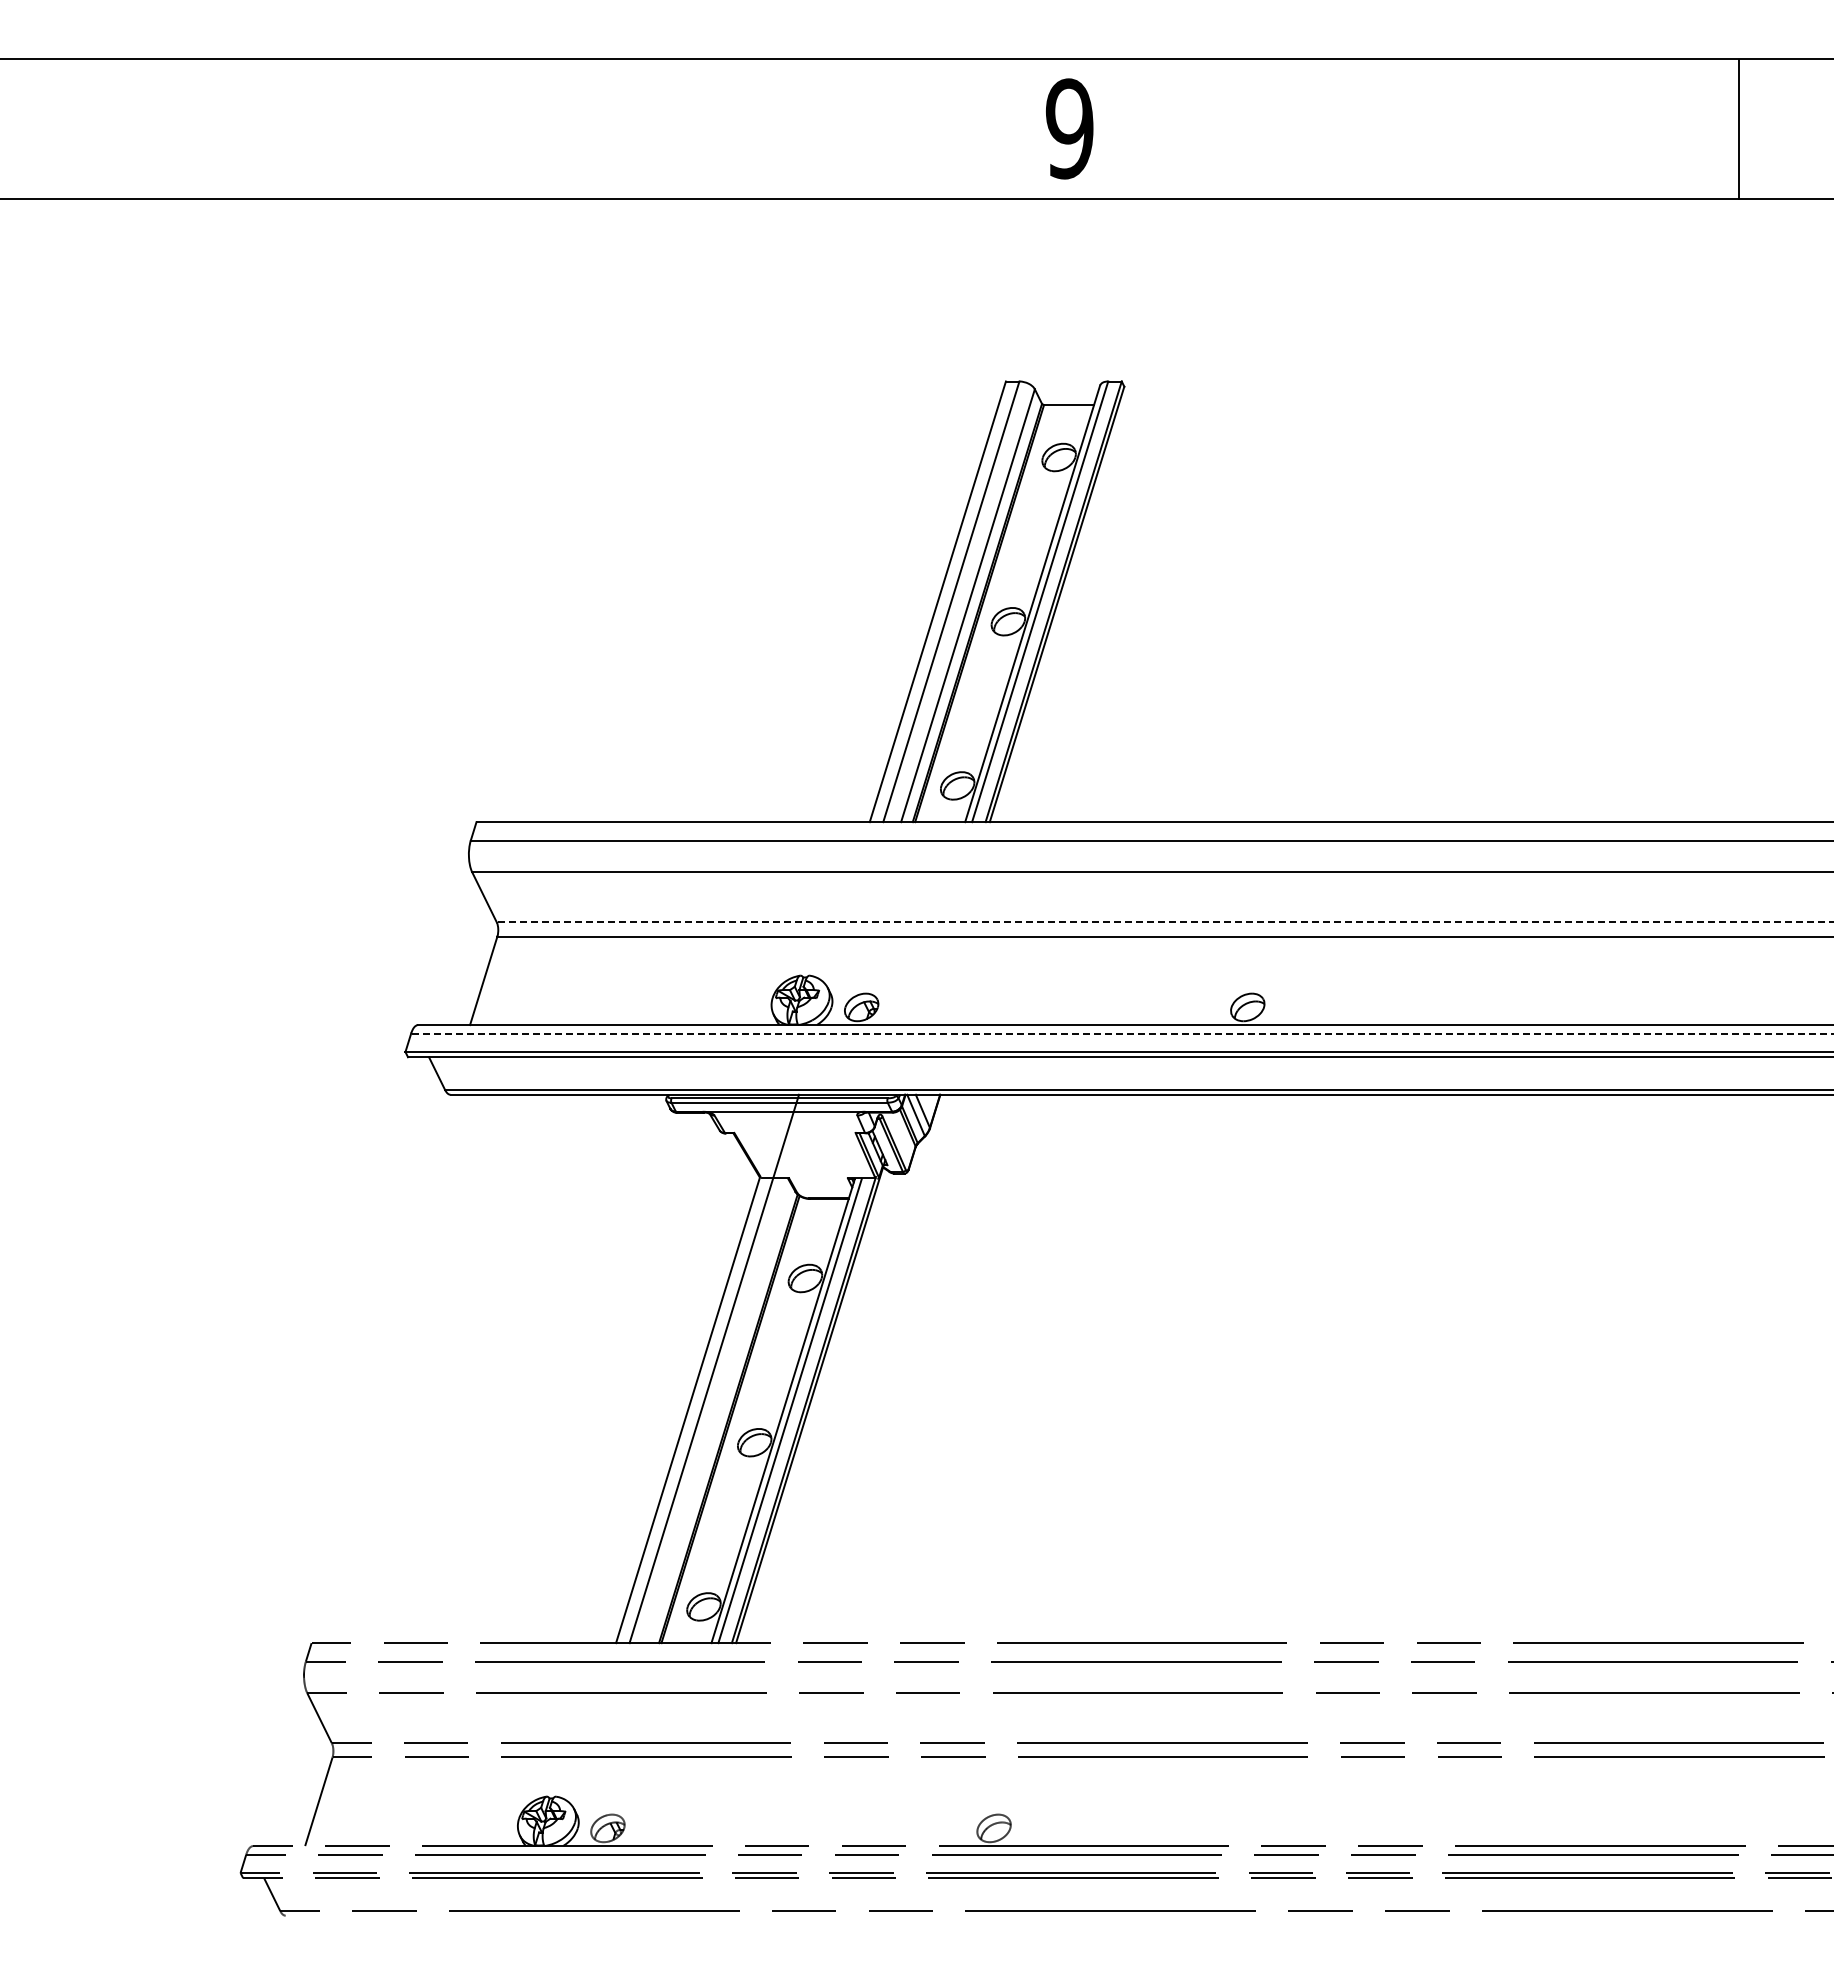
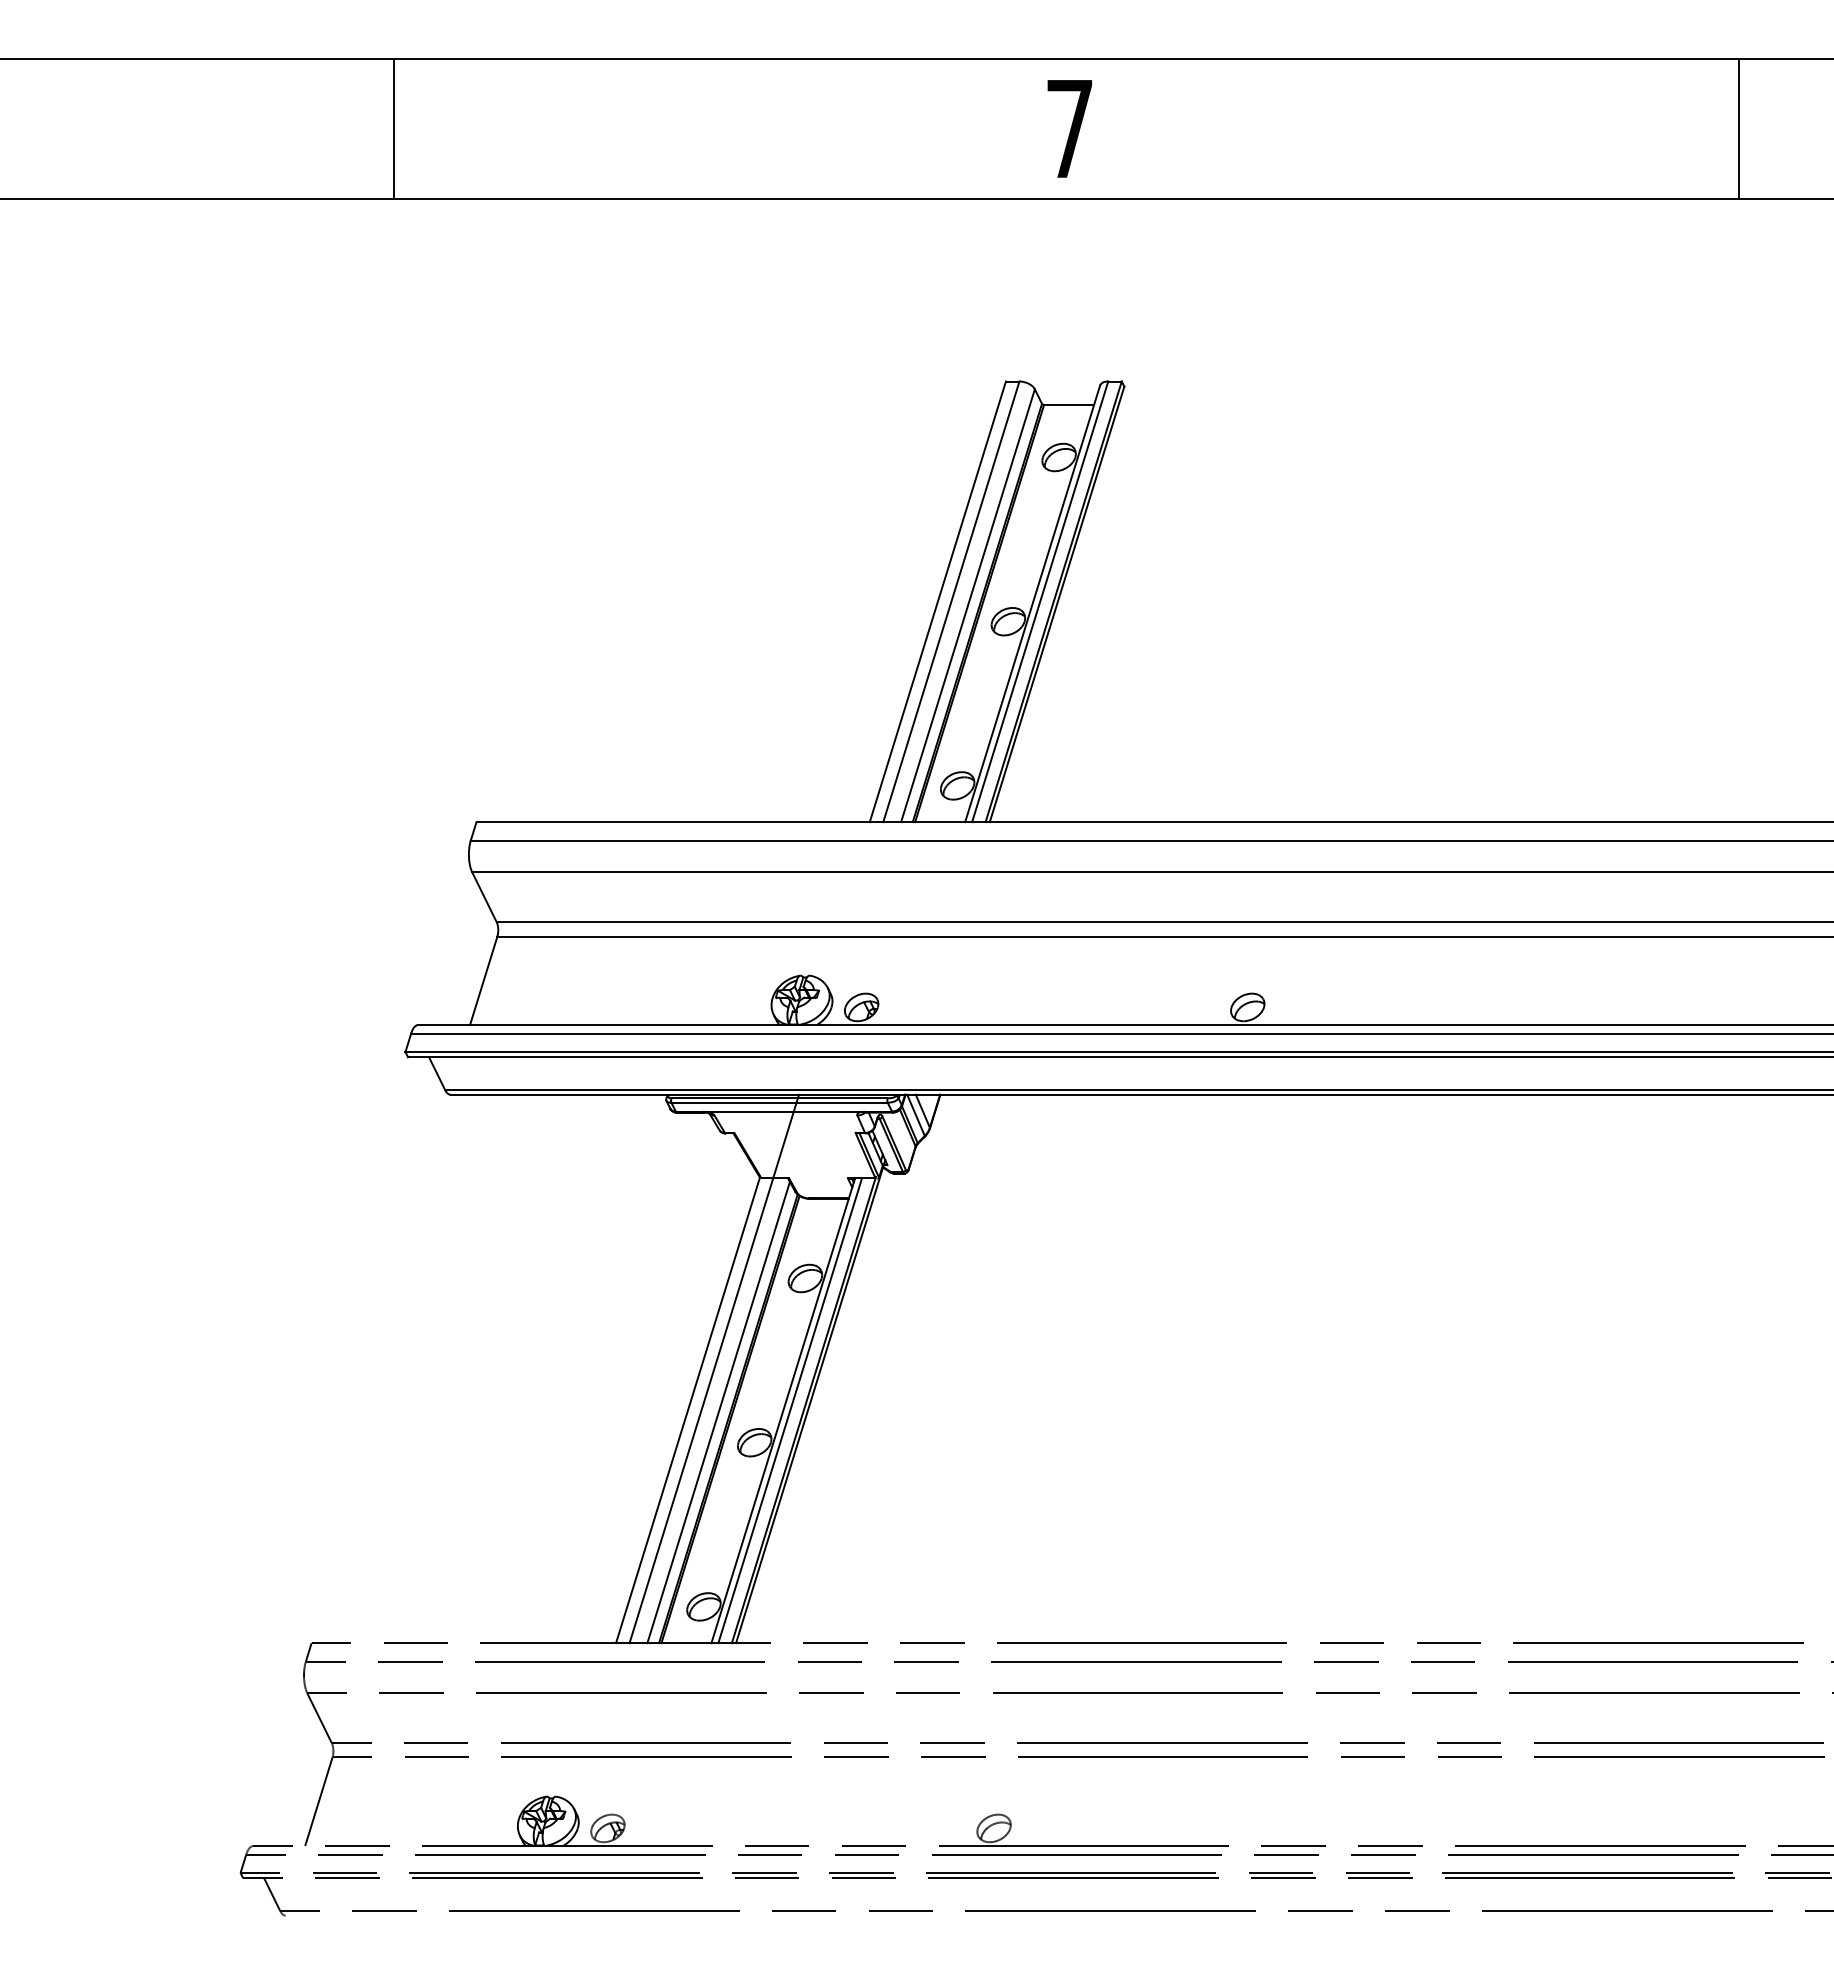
text: 9 -> 7 (1069, 128)
line: none -> present (393, 129)
line: dashed -> solid (1164, 922)
line: dashed -> solid (1122, 1033)
line: none -> present (718, 1412)
